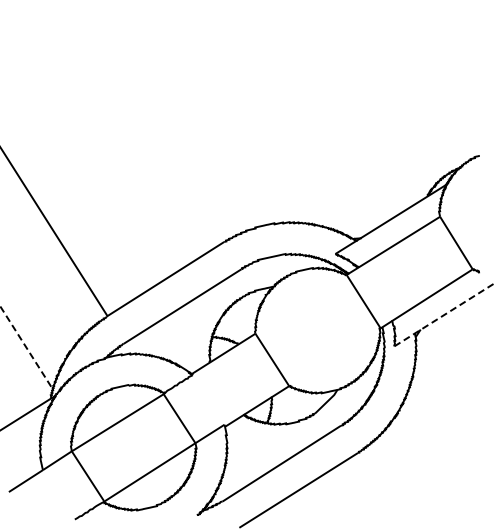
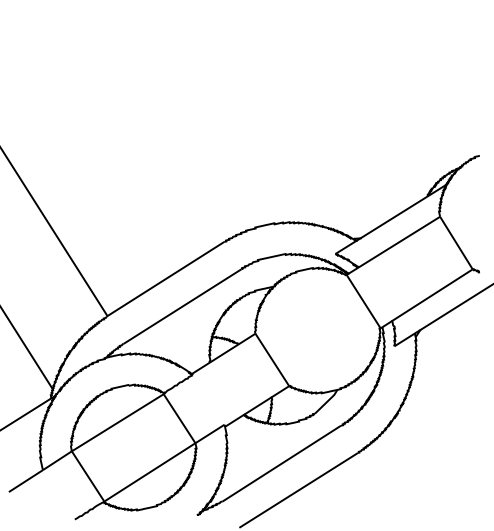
line: dashed -> solid (444, 315)
line: dashed -> solid (26, 348)
